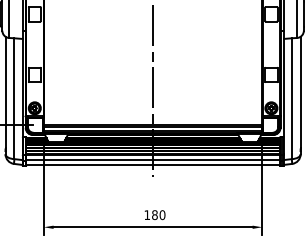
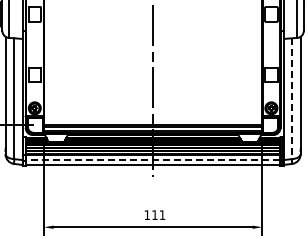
line: solid -> dashed (291, 99)
line: solid -> dashed (153, 160)
text: 180 -> 111 (158, 215)
